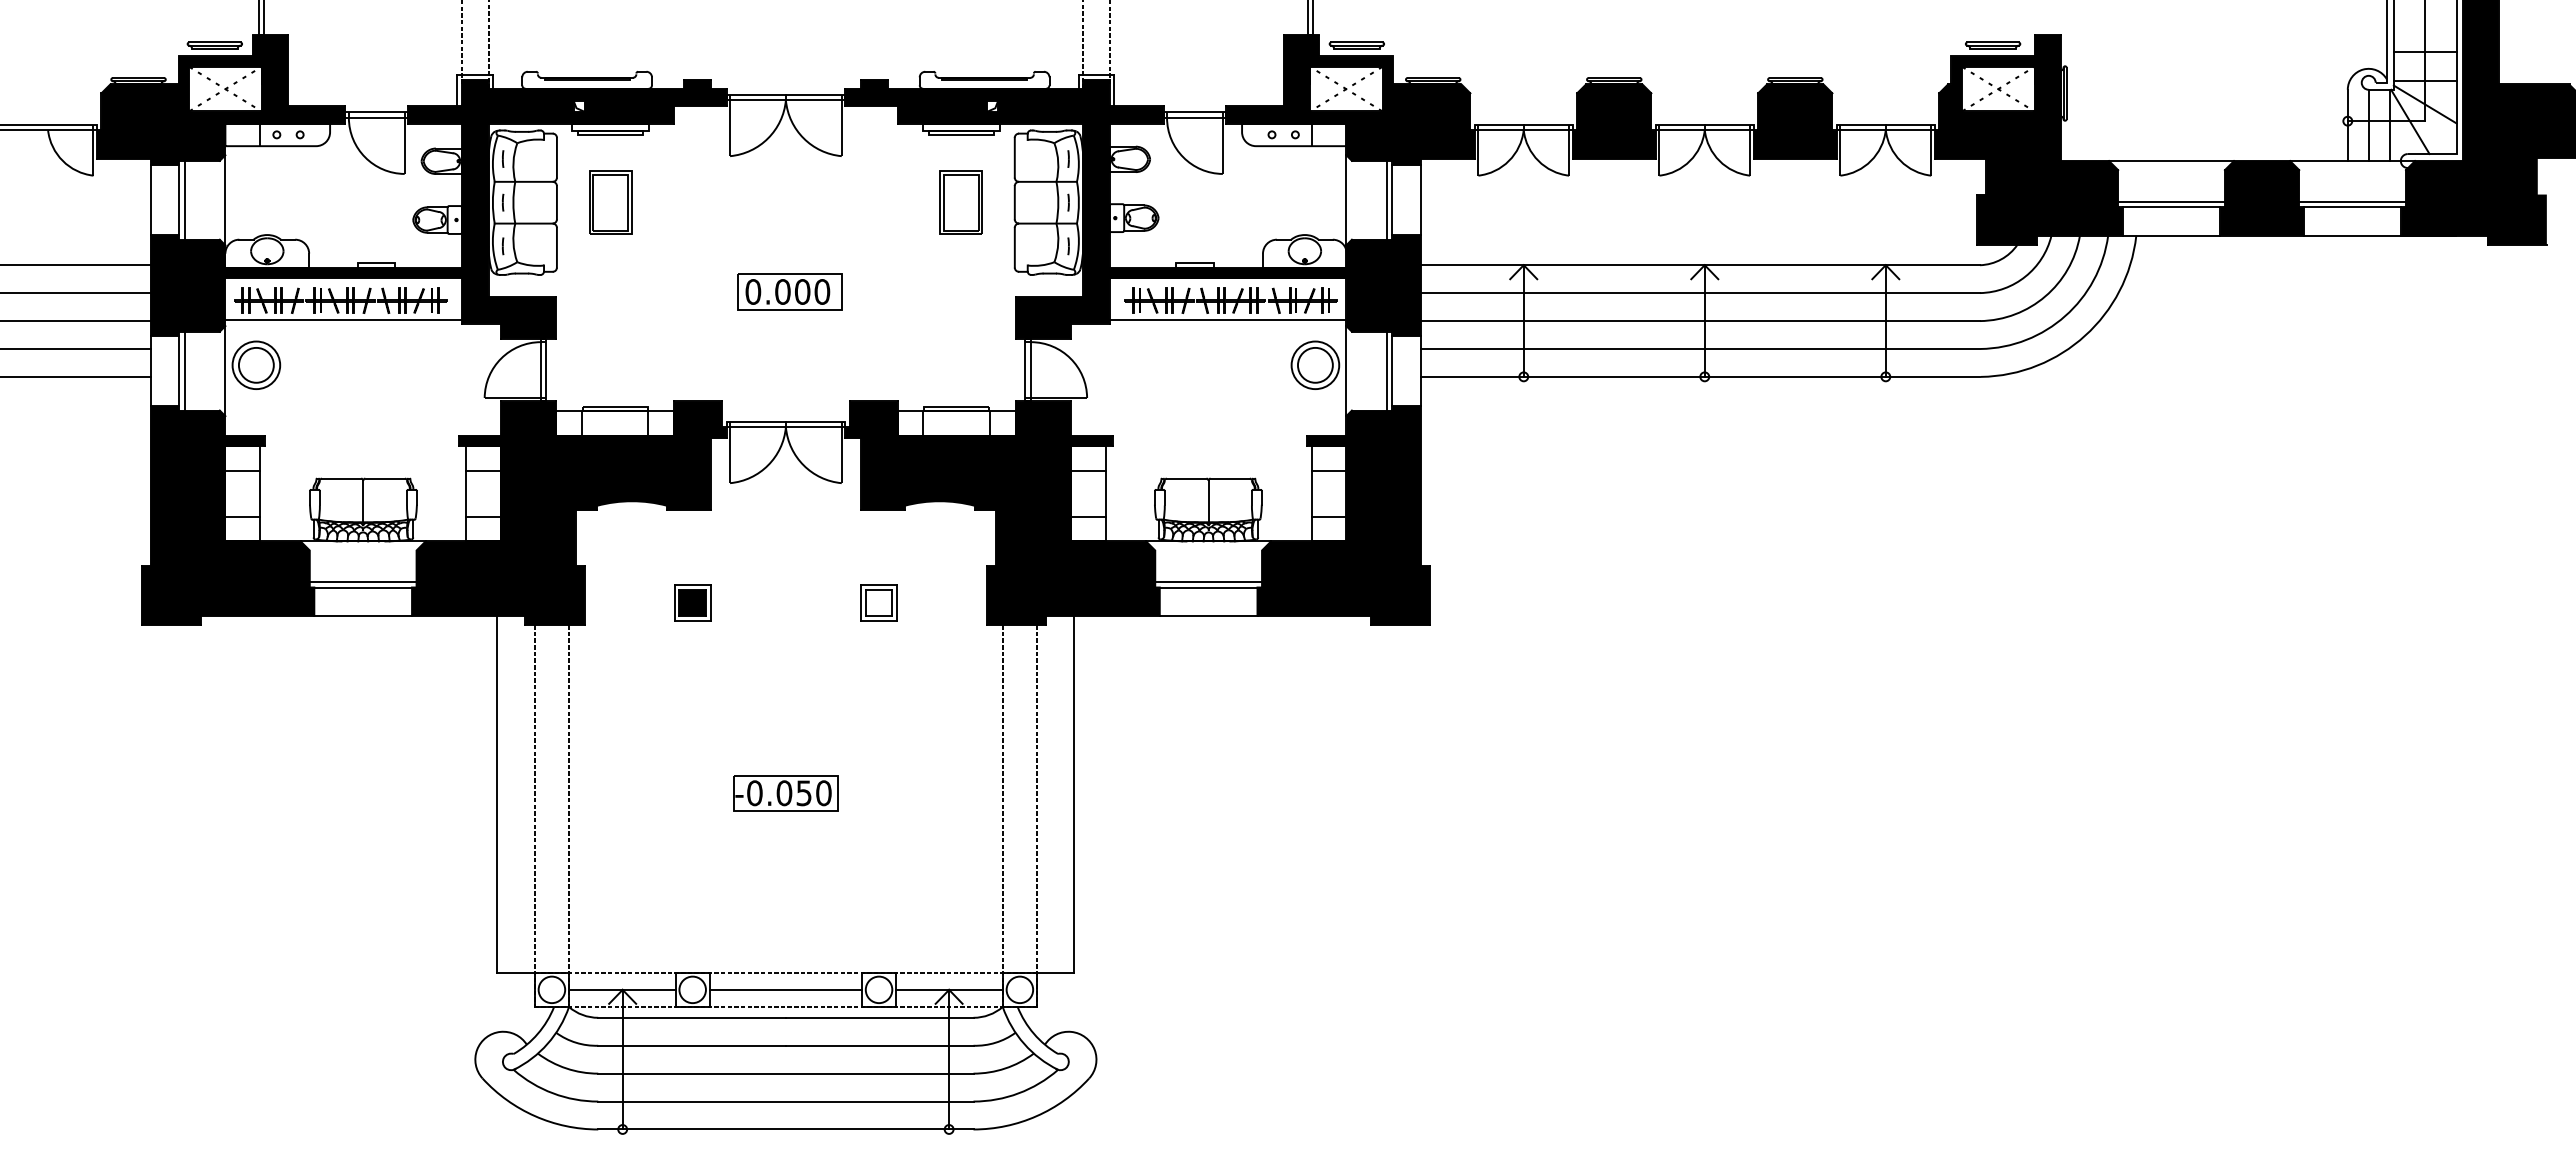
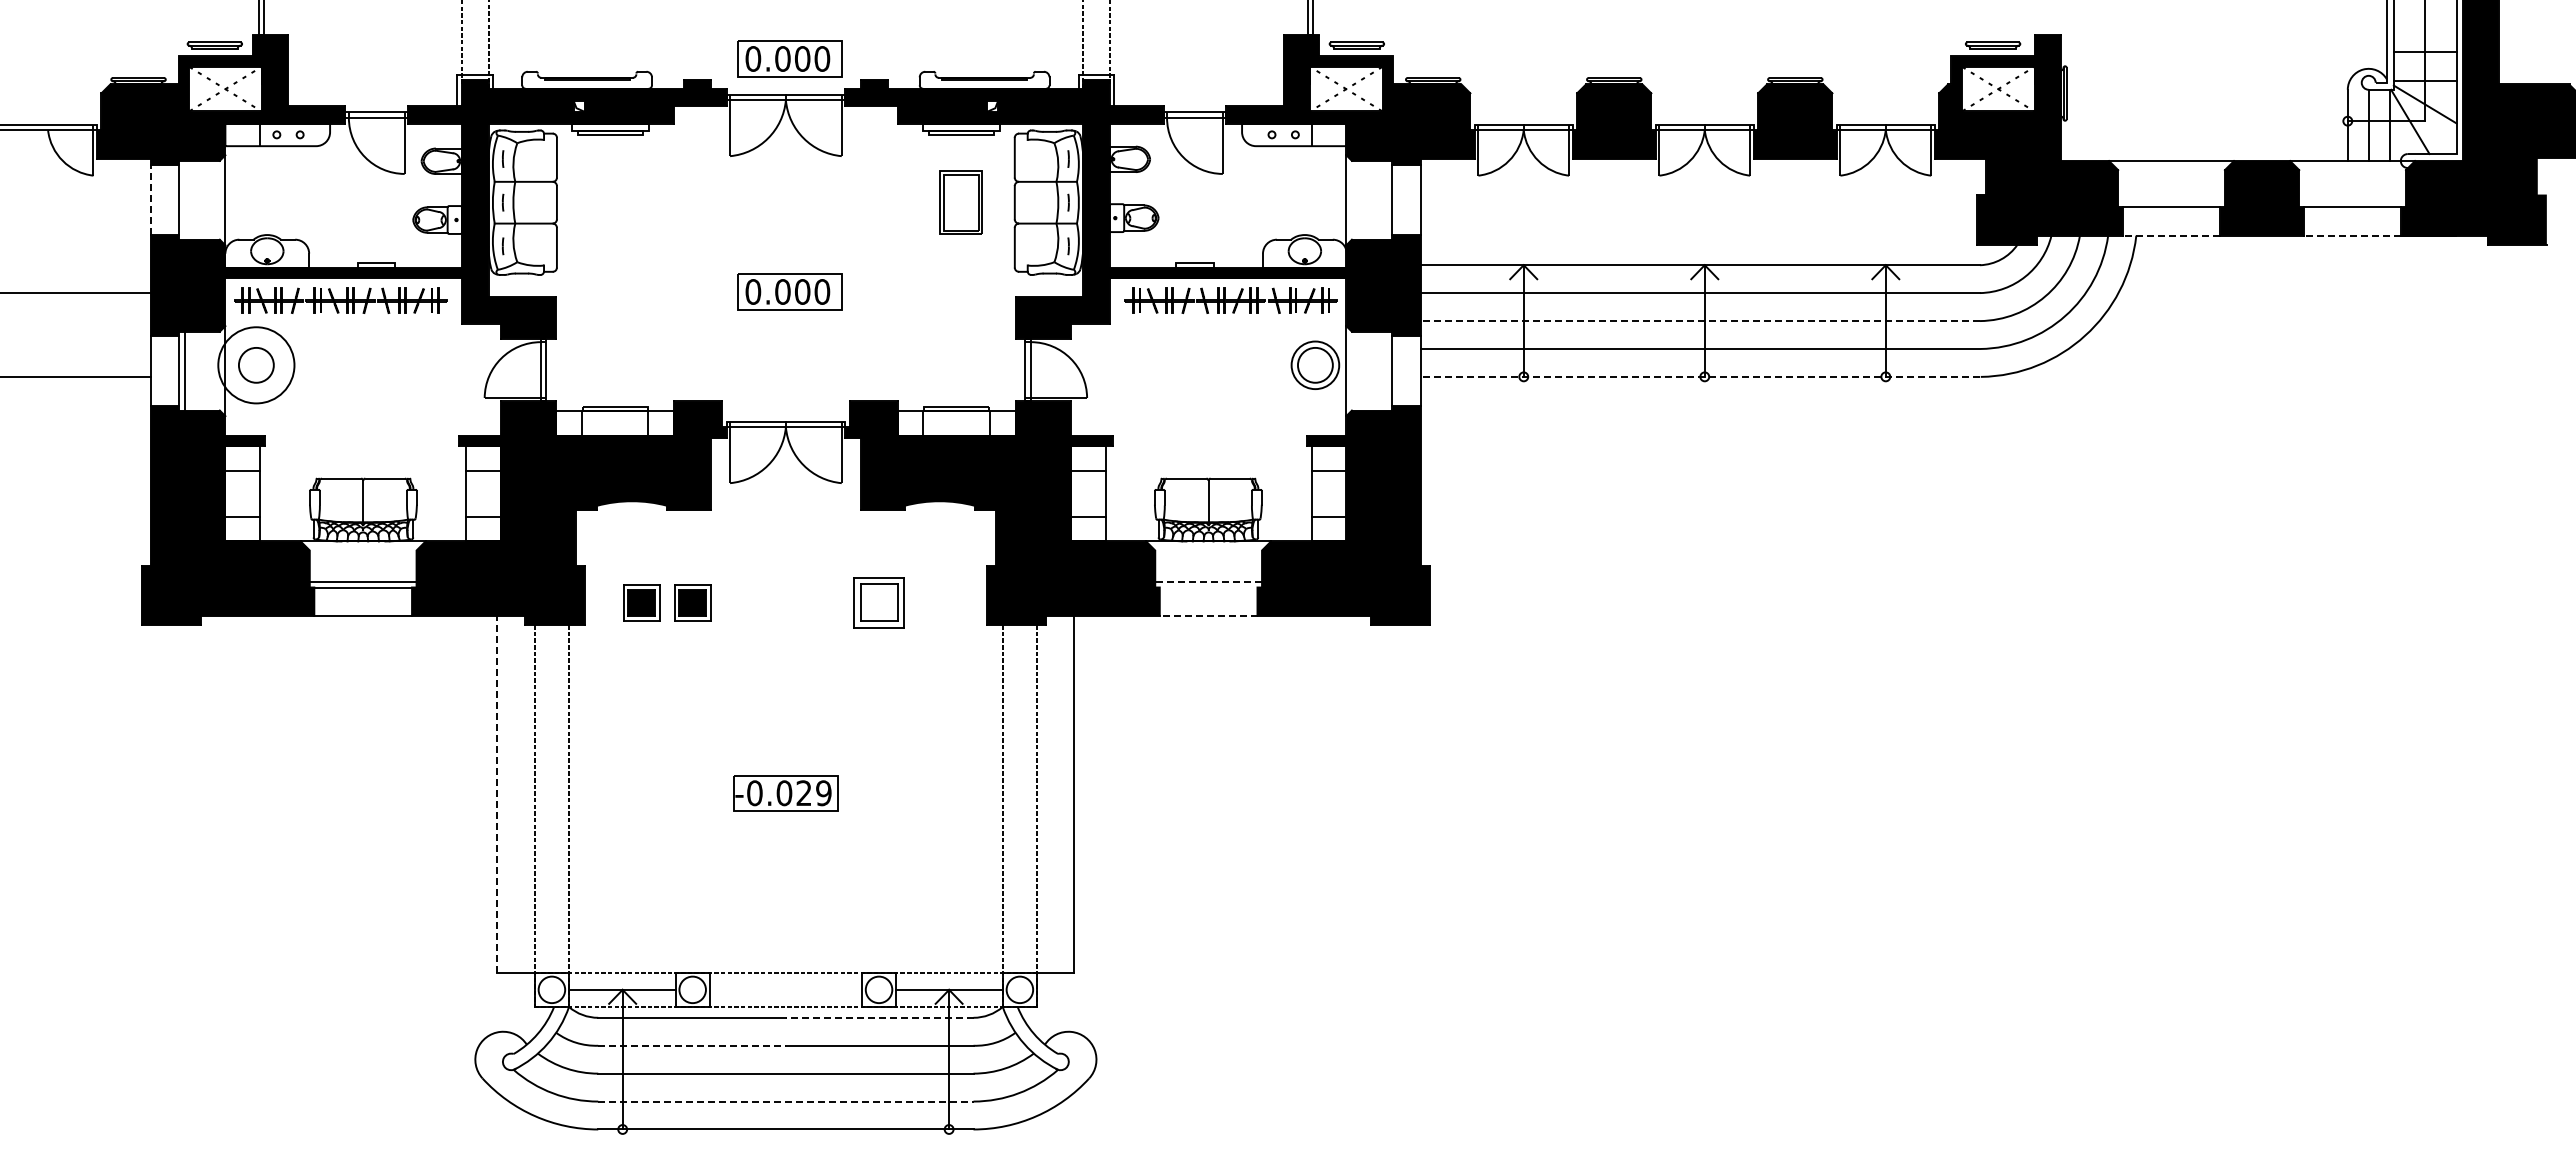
part: none -> present (789, 58)
line: present -> none (184, 199)
line: present -> none (1386, 199)
line: solid -> dashed (150, 200)
line: present -> none (2171, 201)
line: present -> none (2352, 201)
part: present -> none (610, 202)
line: solid -> dashed (2171, 235)
line: solid -> dashed (2352, 235)
line: present -> none (76, 265)
line: present -> none (343, 320)
line: present -> none (1227, 320)
line: present -> none (76, 321)
line: solid -> dashed (1700, 321)
line: present -> none (76, 348)
circle diameter: 48 px -> 76 px (256, 365)
line: present -> none (1386, 370)
line: solid -> dashed (1700, 376)
line: solid -> dashed (1208, 581)
line: present -> none (1208, 587)
part: none -> present (641, 602)
part size: 38x38 px -> 52x52 px (878, 602)
line: solid -> dashed (1208, 616)
line: solid -> dashed (497, 793)
text: -0.050 -> -0.029 (813, 793)
line: present -> none (785, 989)
line: solid -> dashed (879, 1017)
line: solid -> dashed (692, 1045)
line: solid -> dashed (785, 1101)
